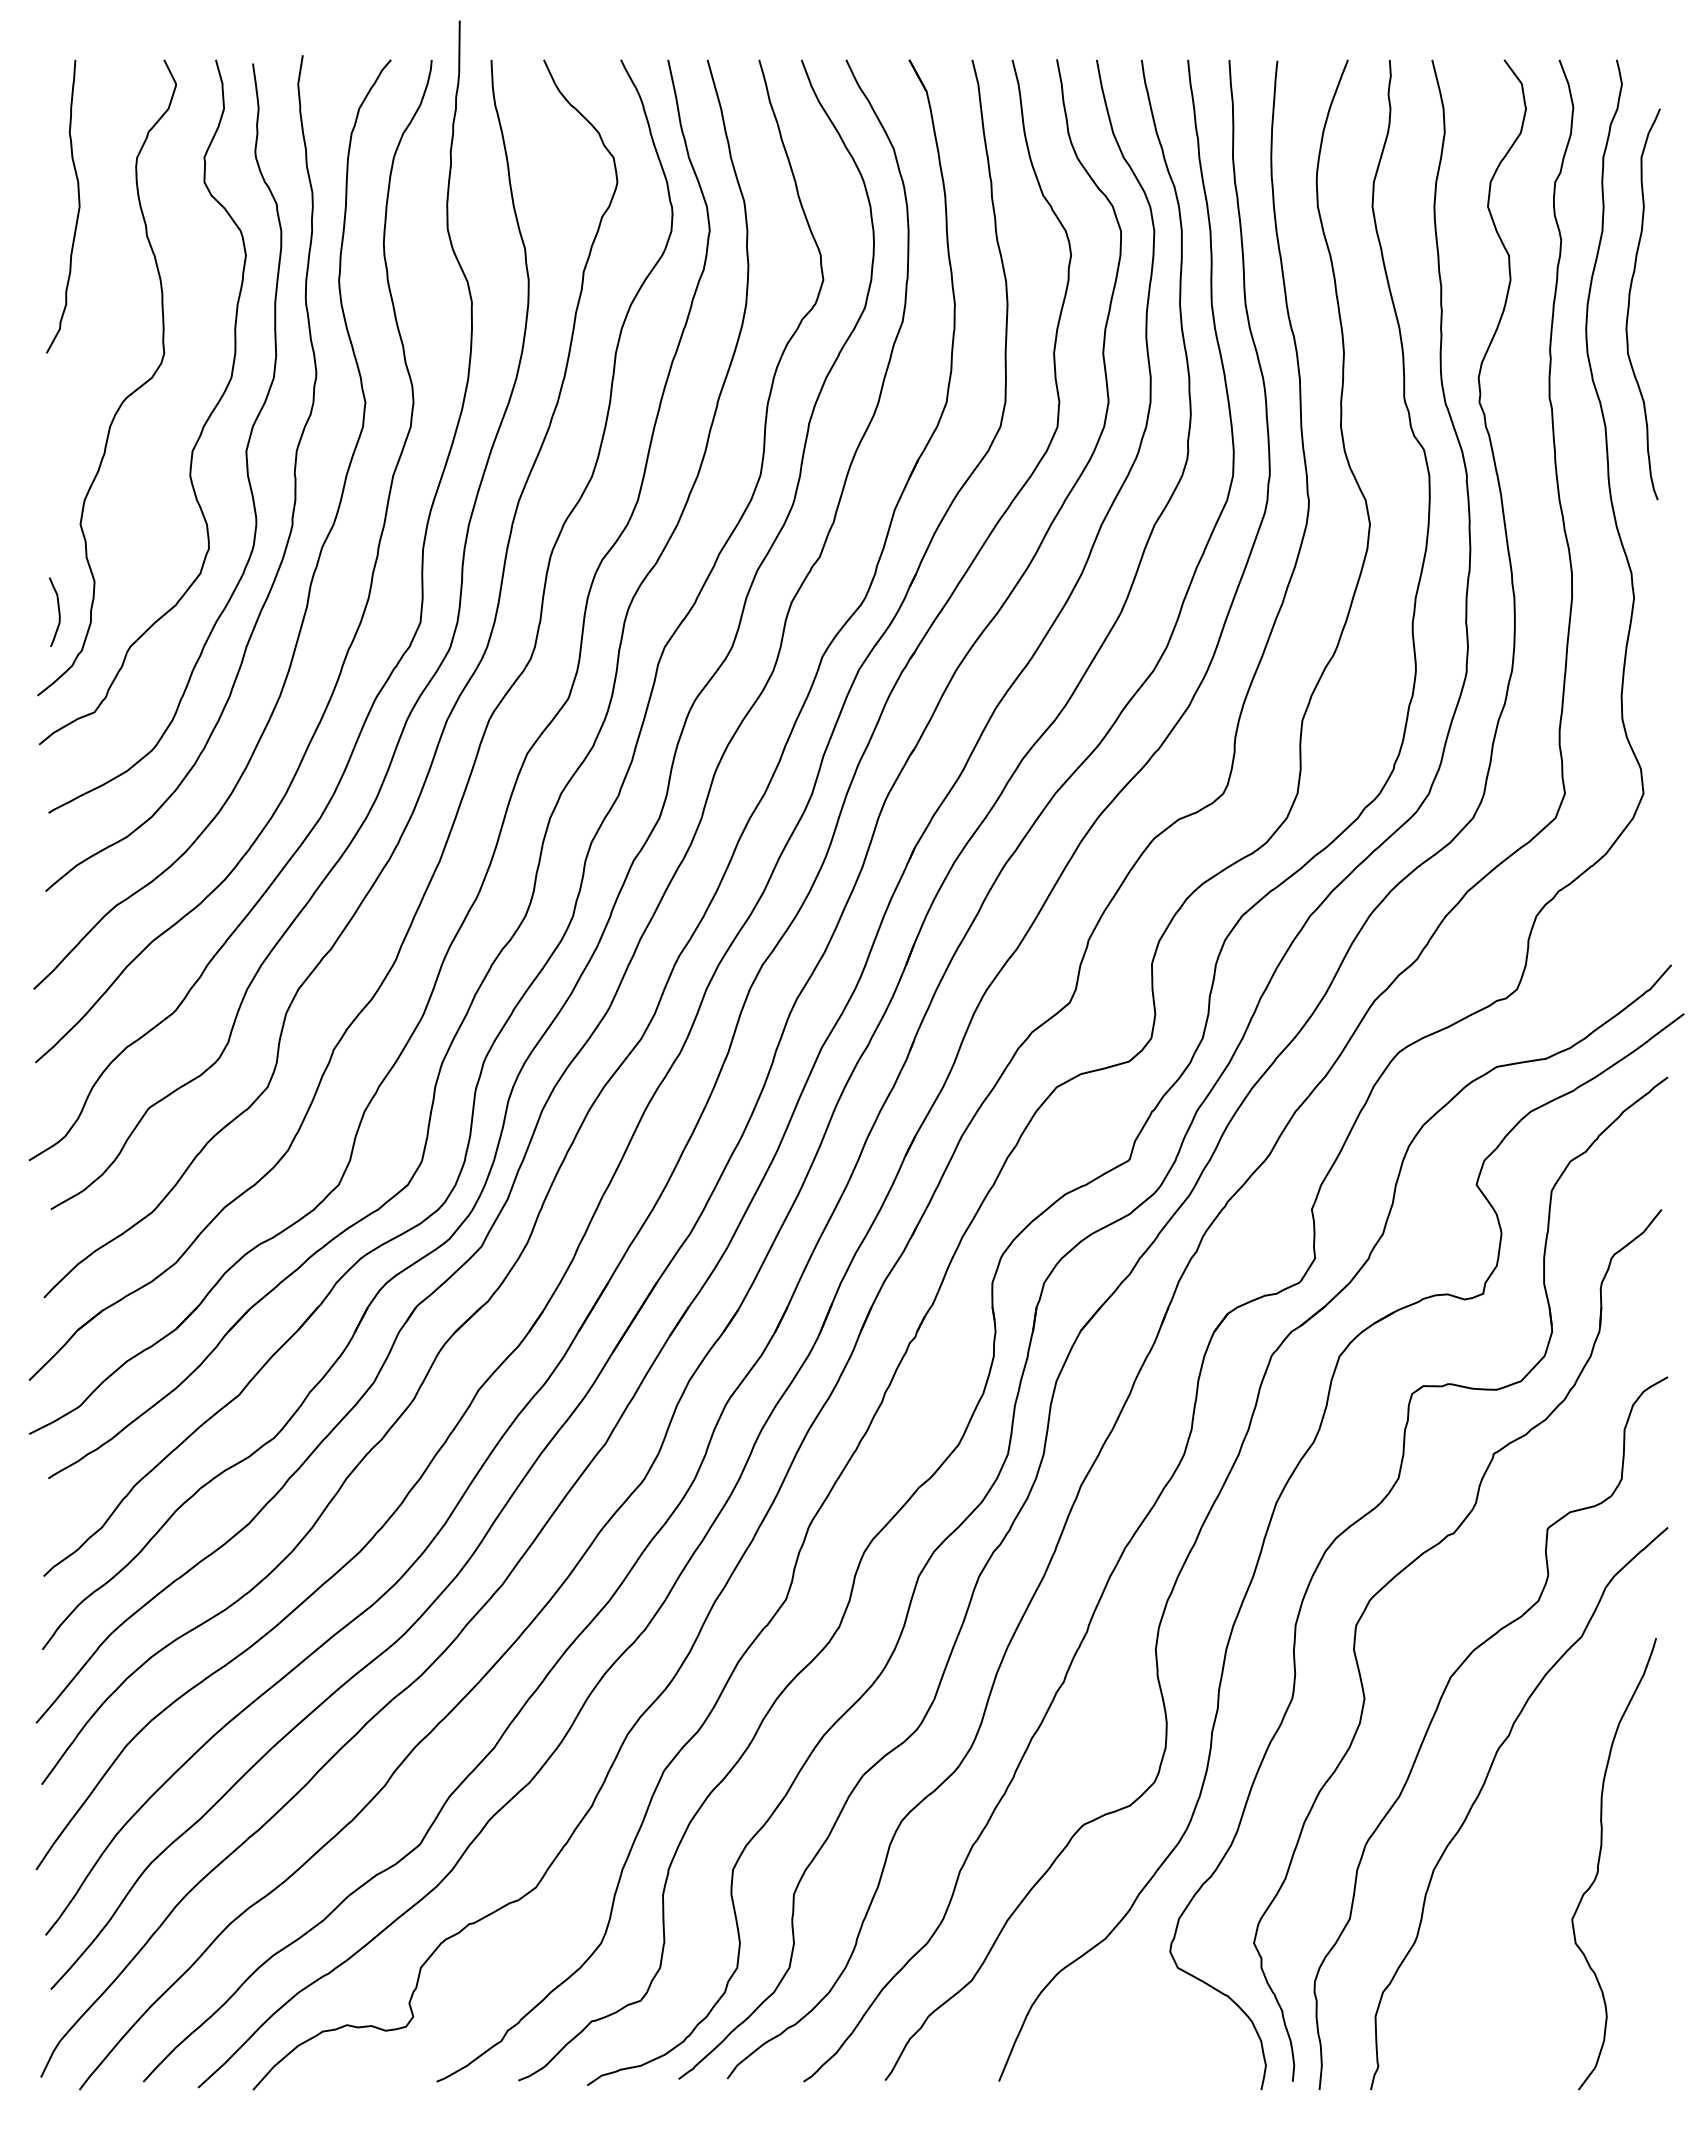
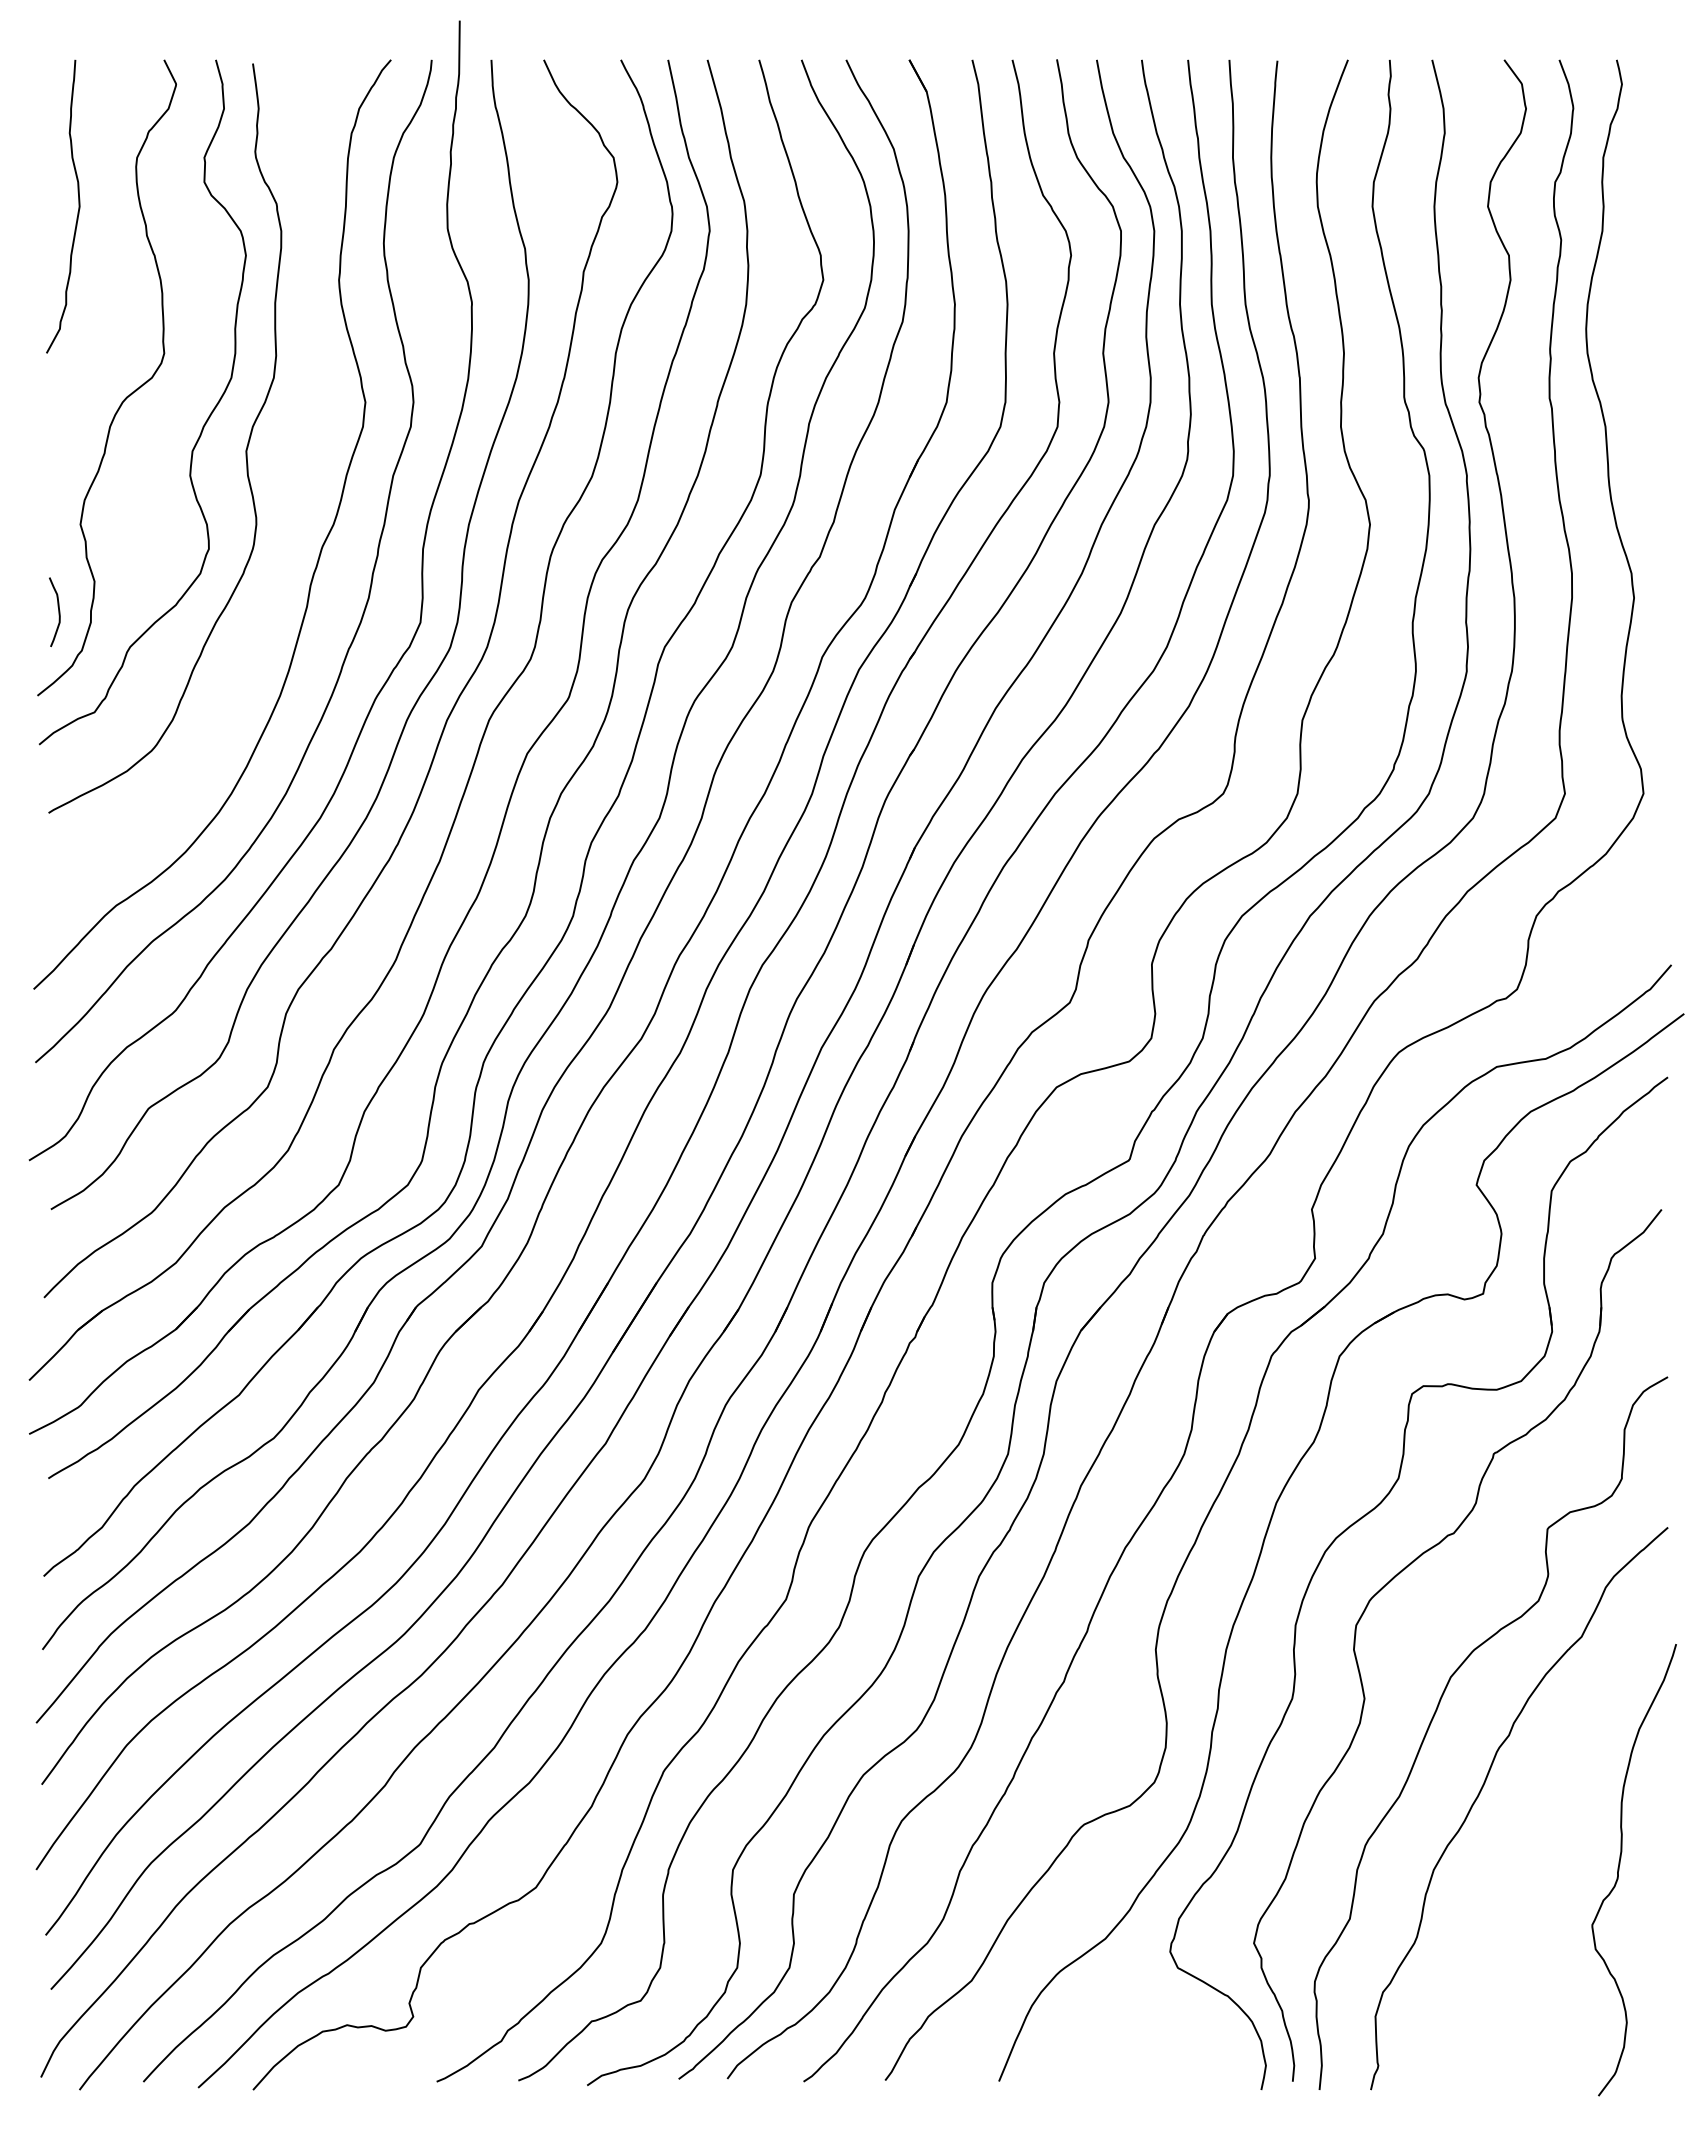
curve: present -> none (1630, 299)
curve: present -> none (293, 473)
curve position: (1599, 1864) -> (1619, 1870) (1619, 1870)
